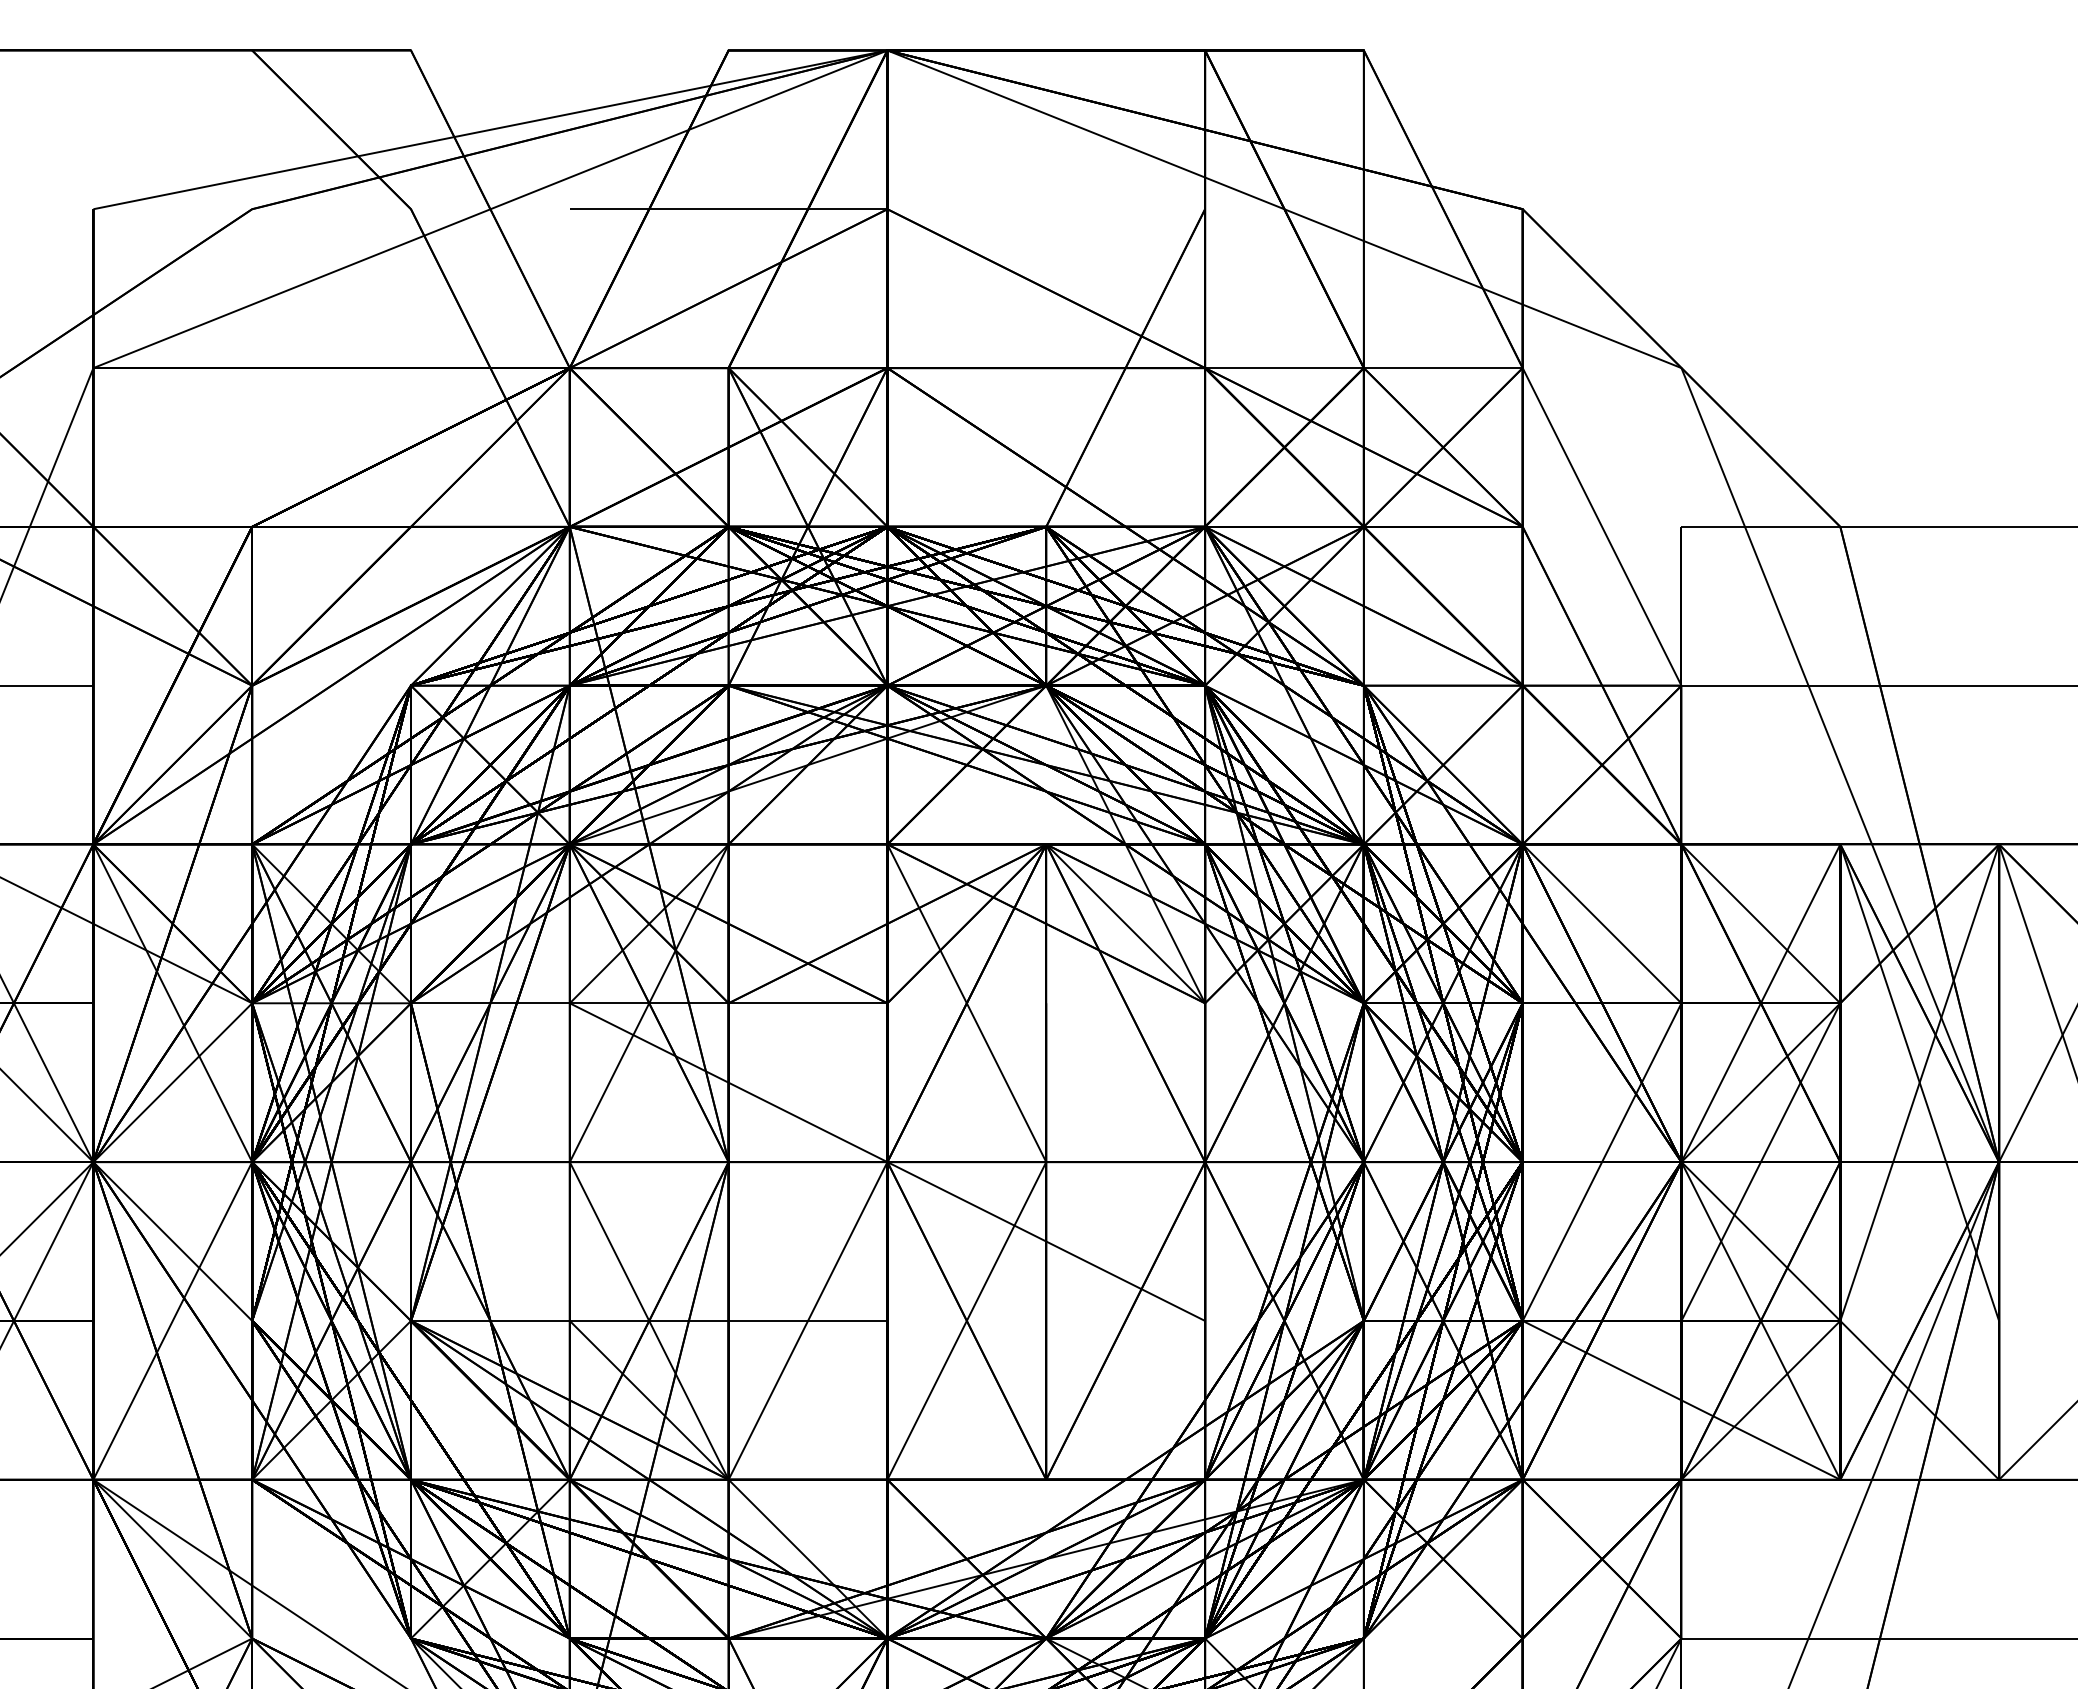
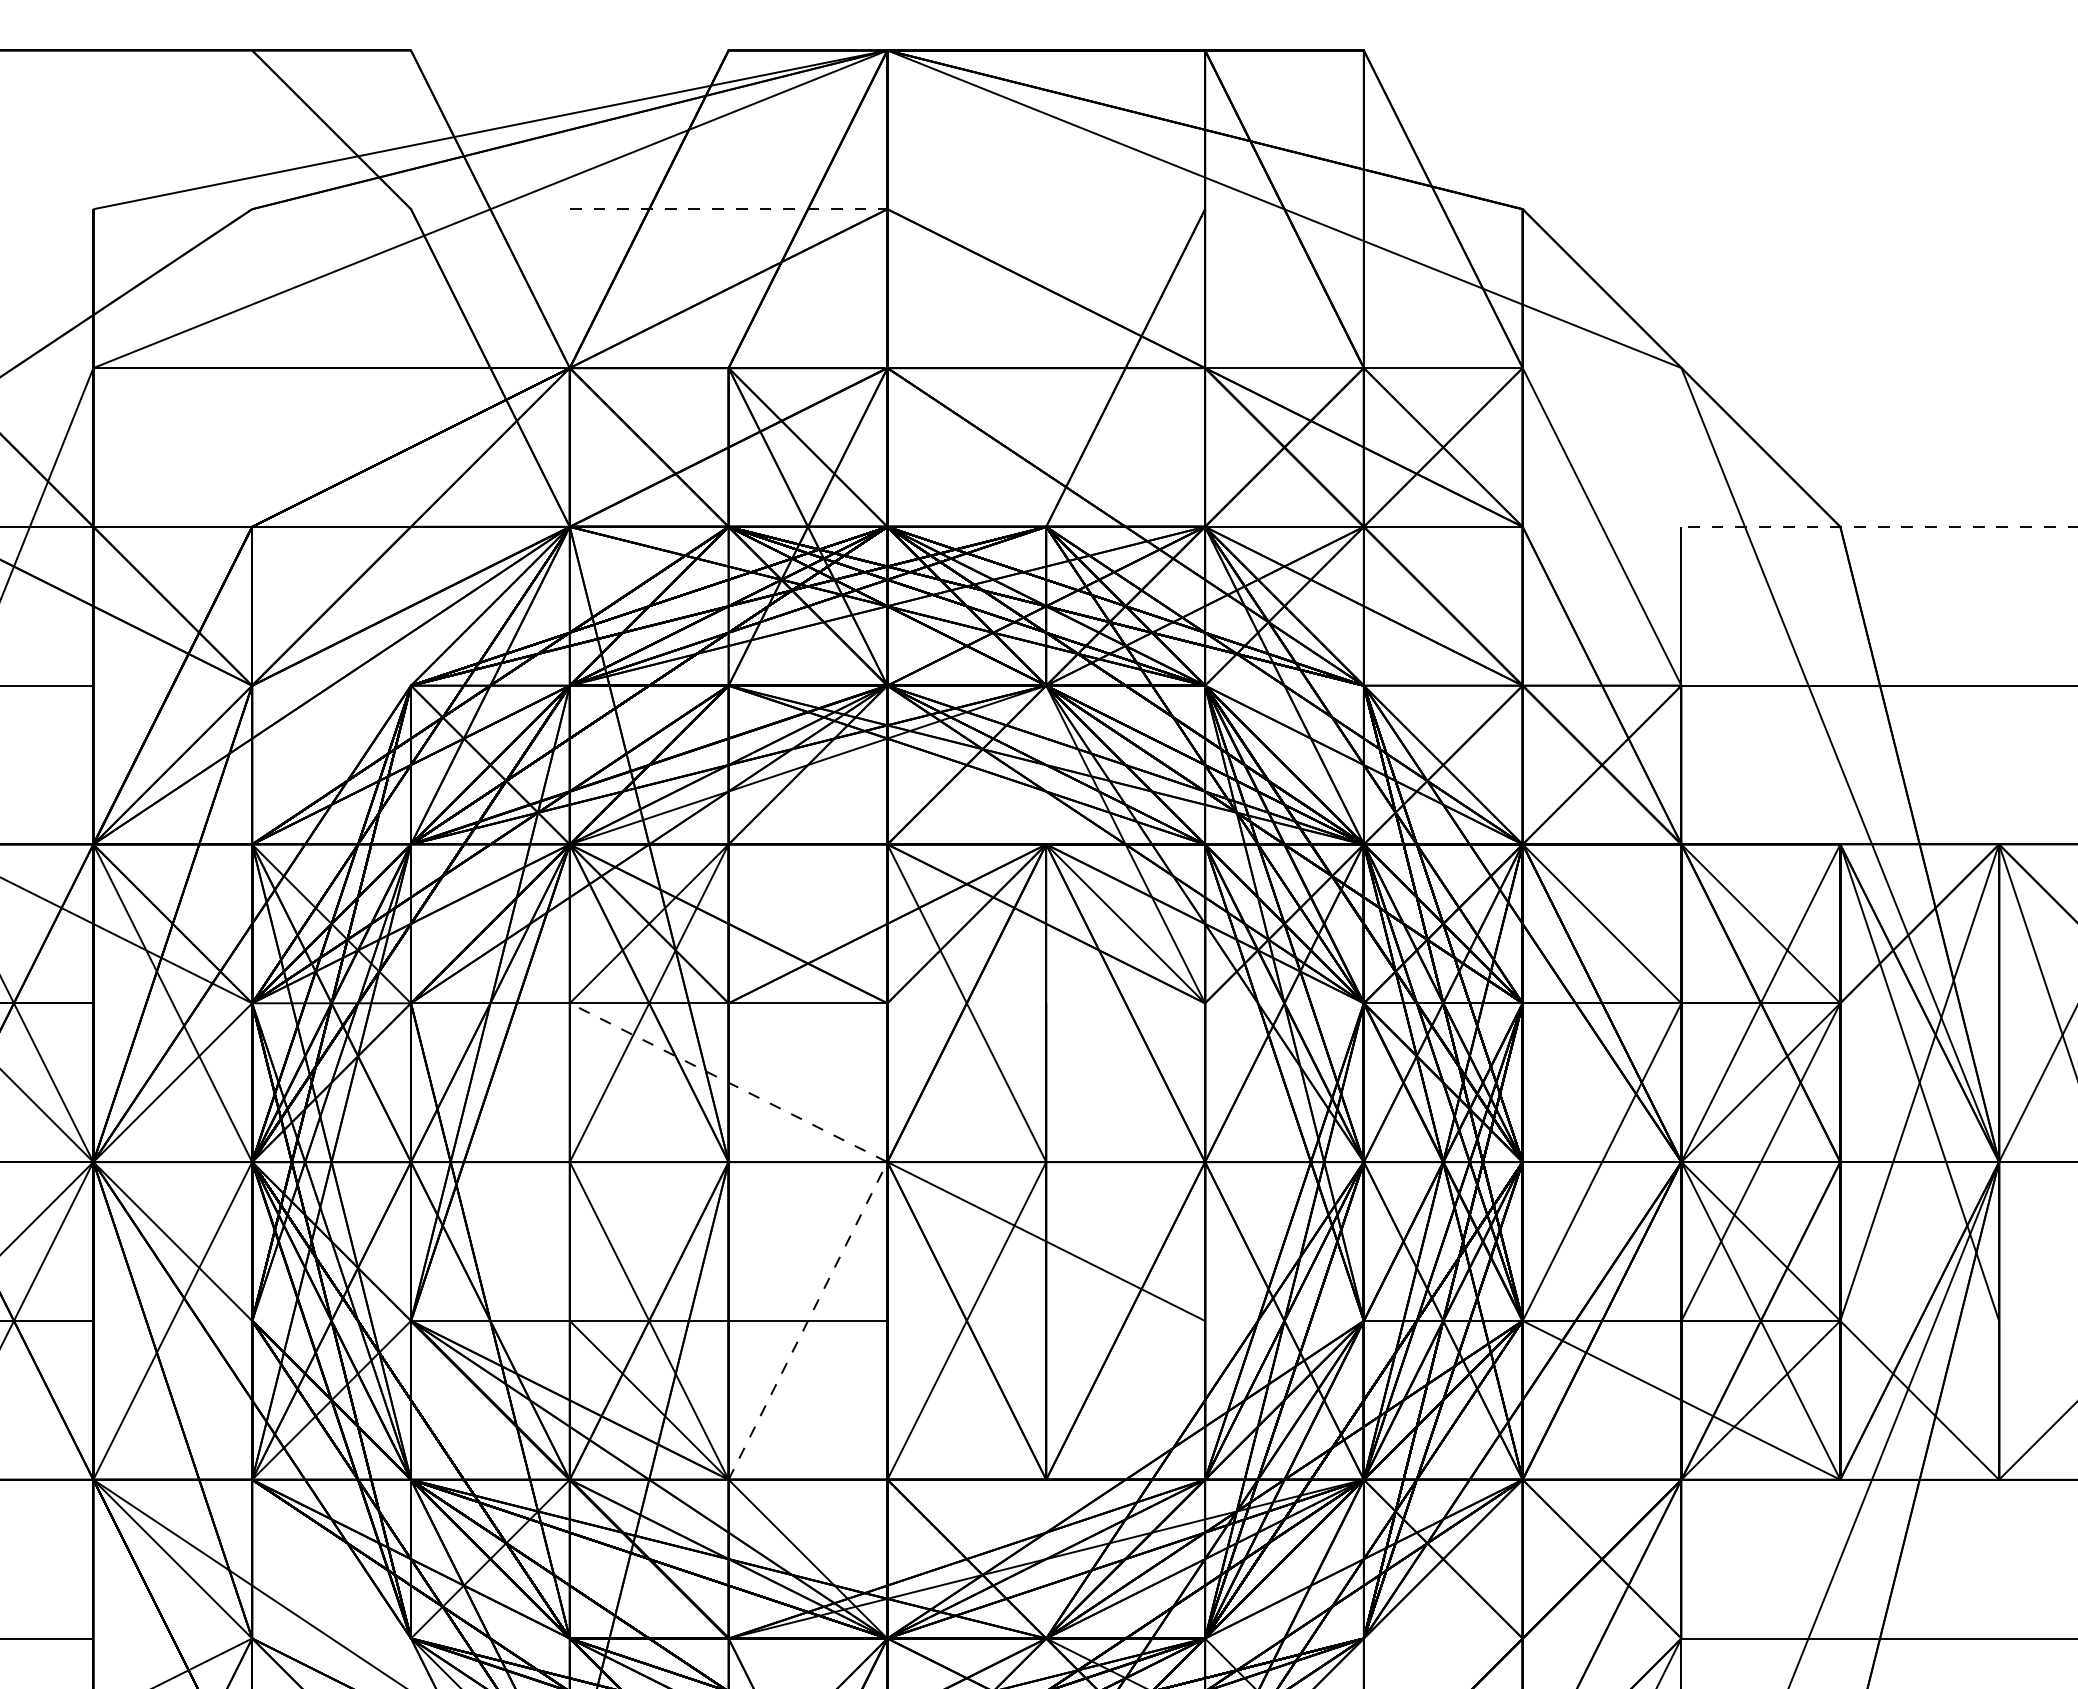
line: solid -> dashed (728, 209)
line: solid -> dashed (1879, 526)
line: solid -> dashed (887, 1162)
